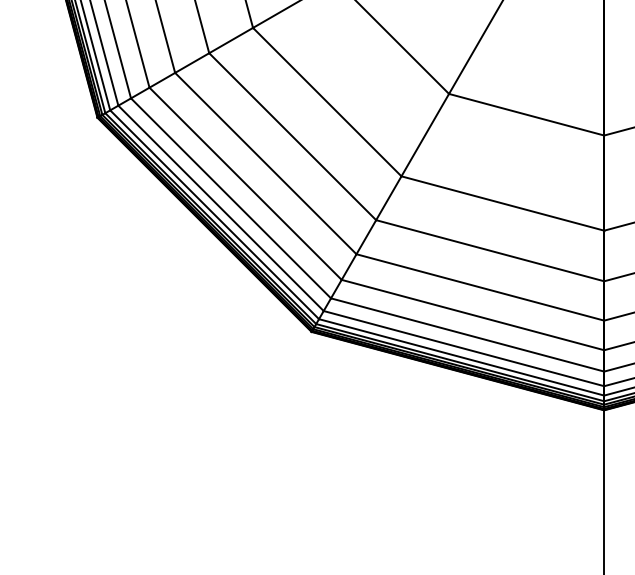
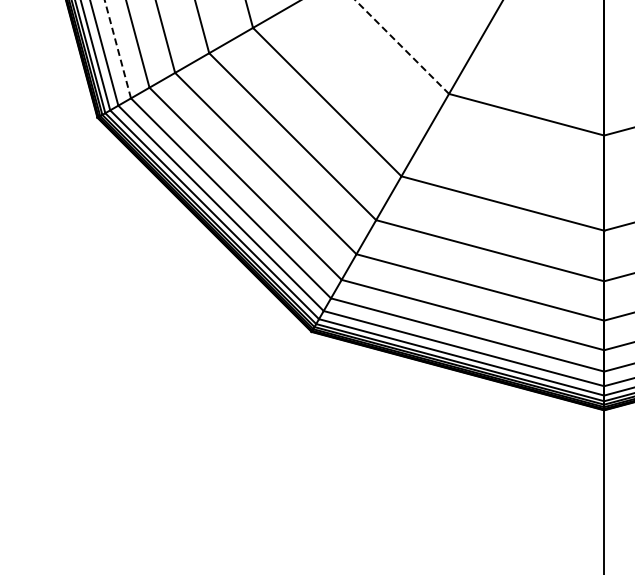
line: solid -> dashed (402, 47)
line: solid -> dashed (117, 49)
